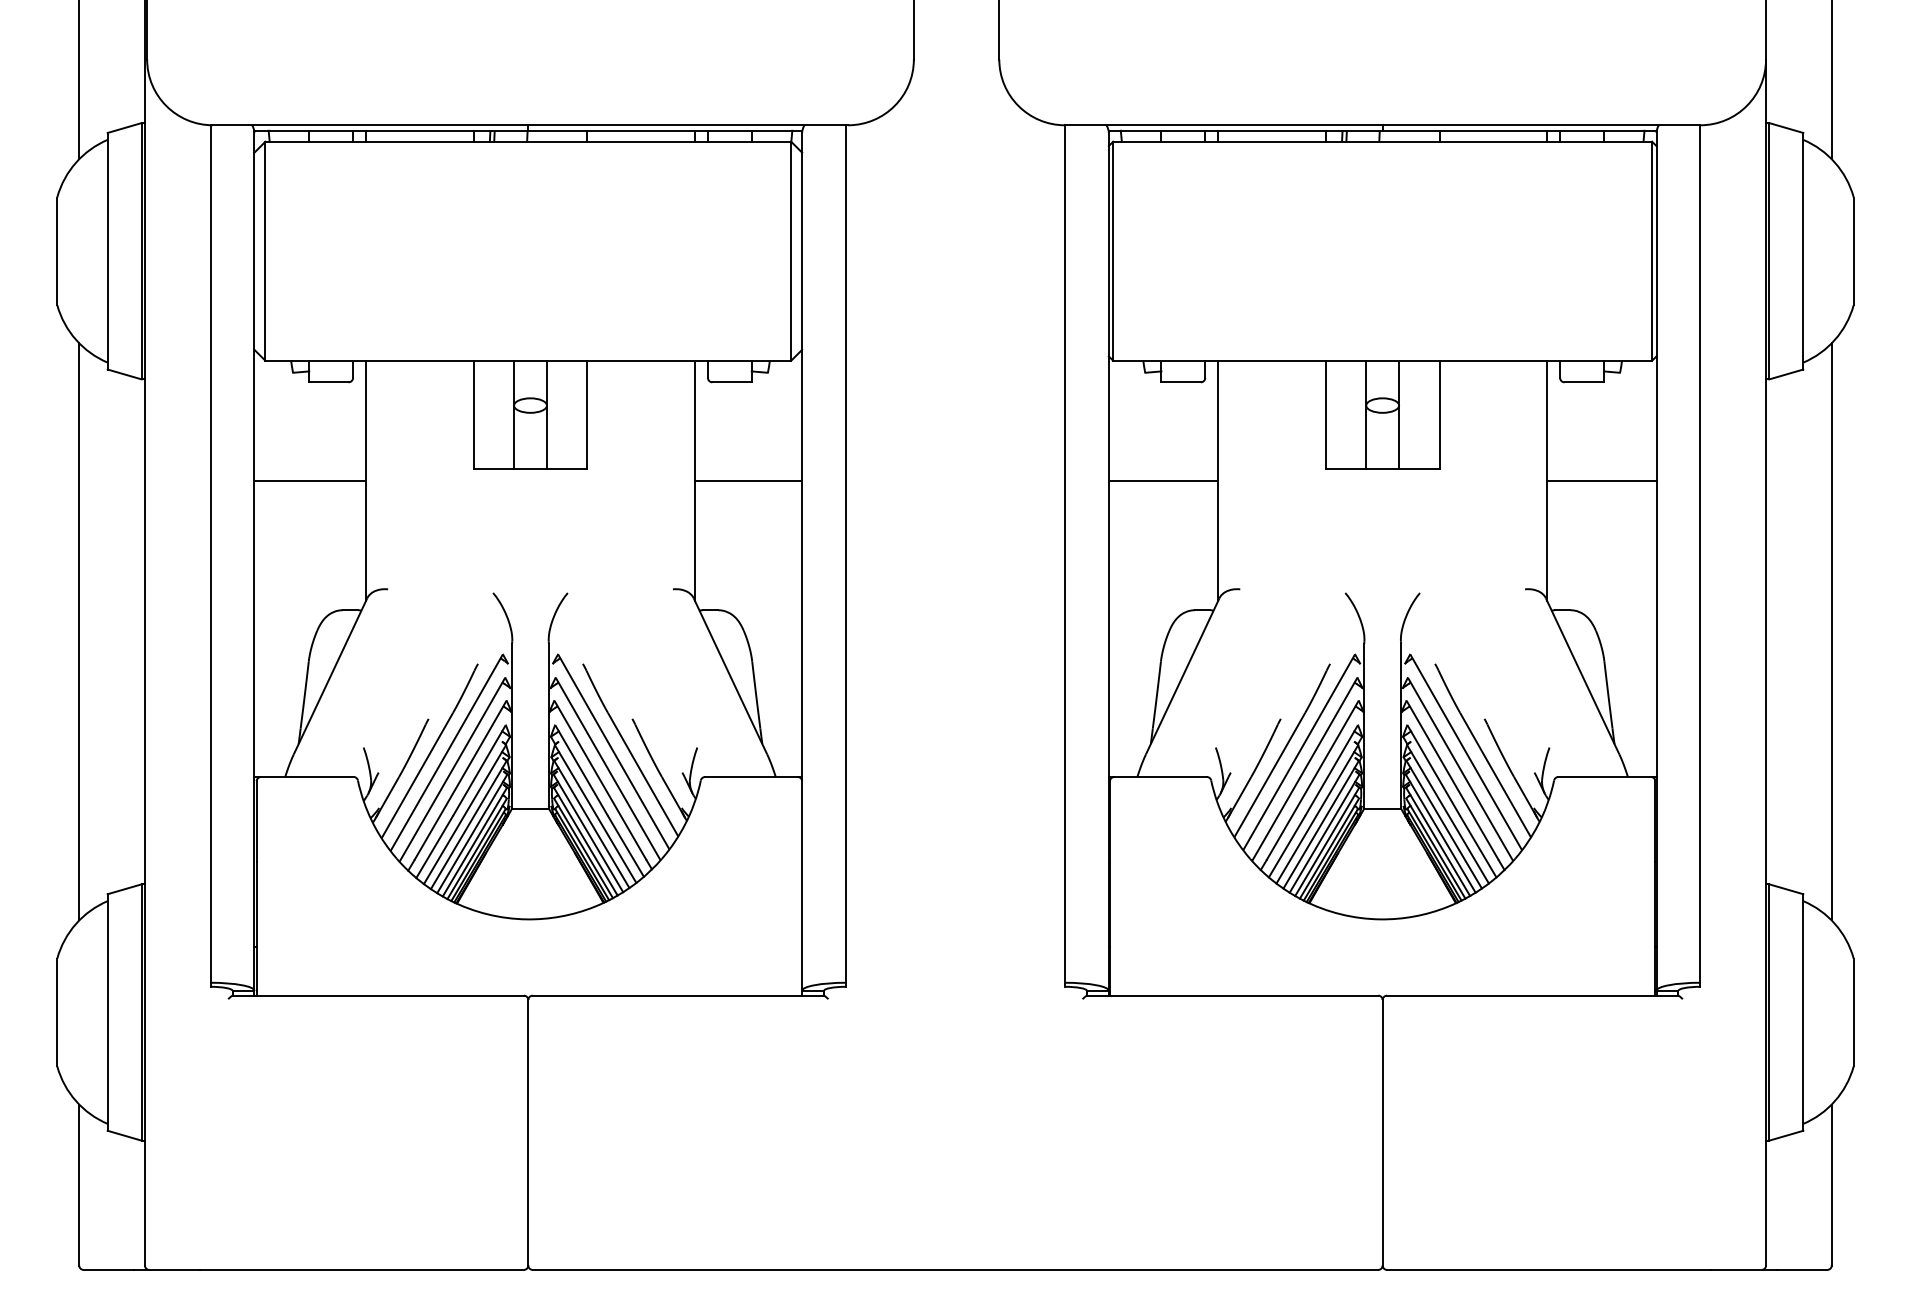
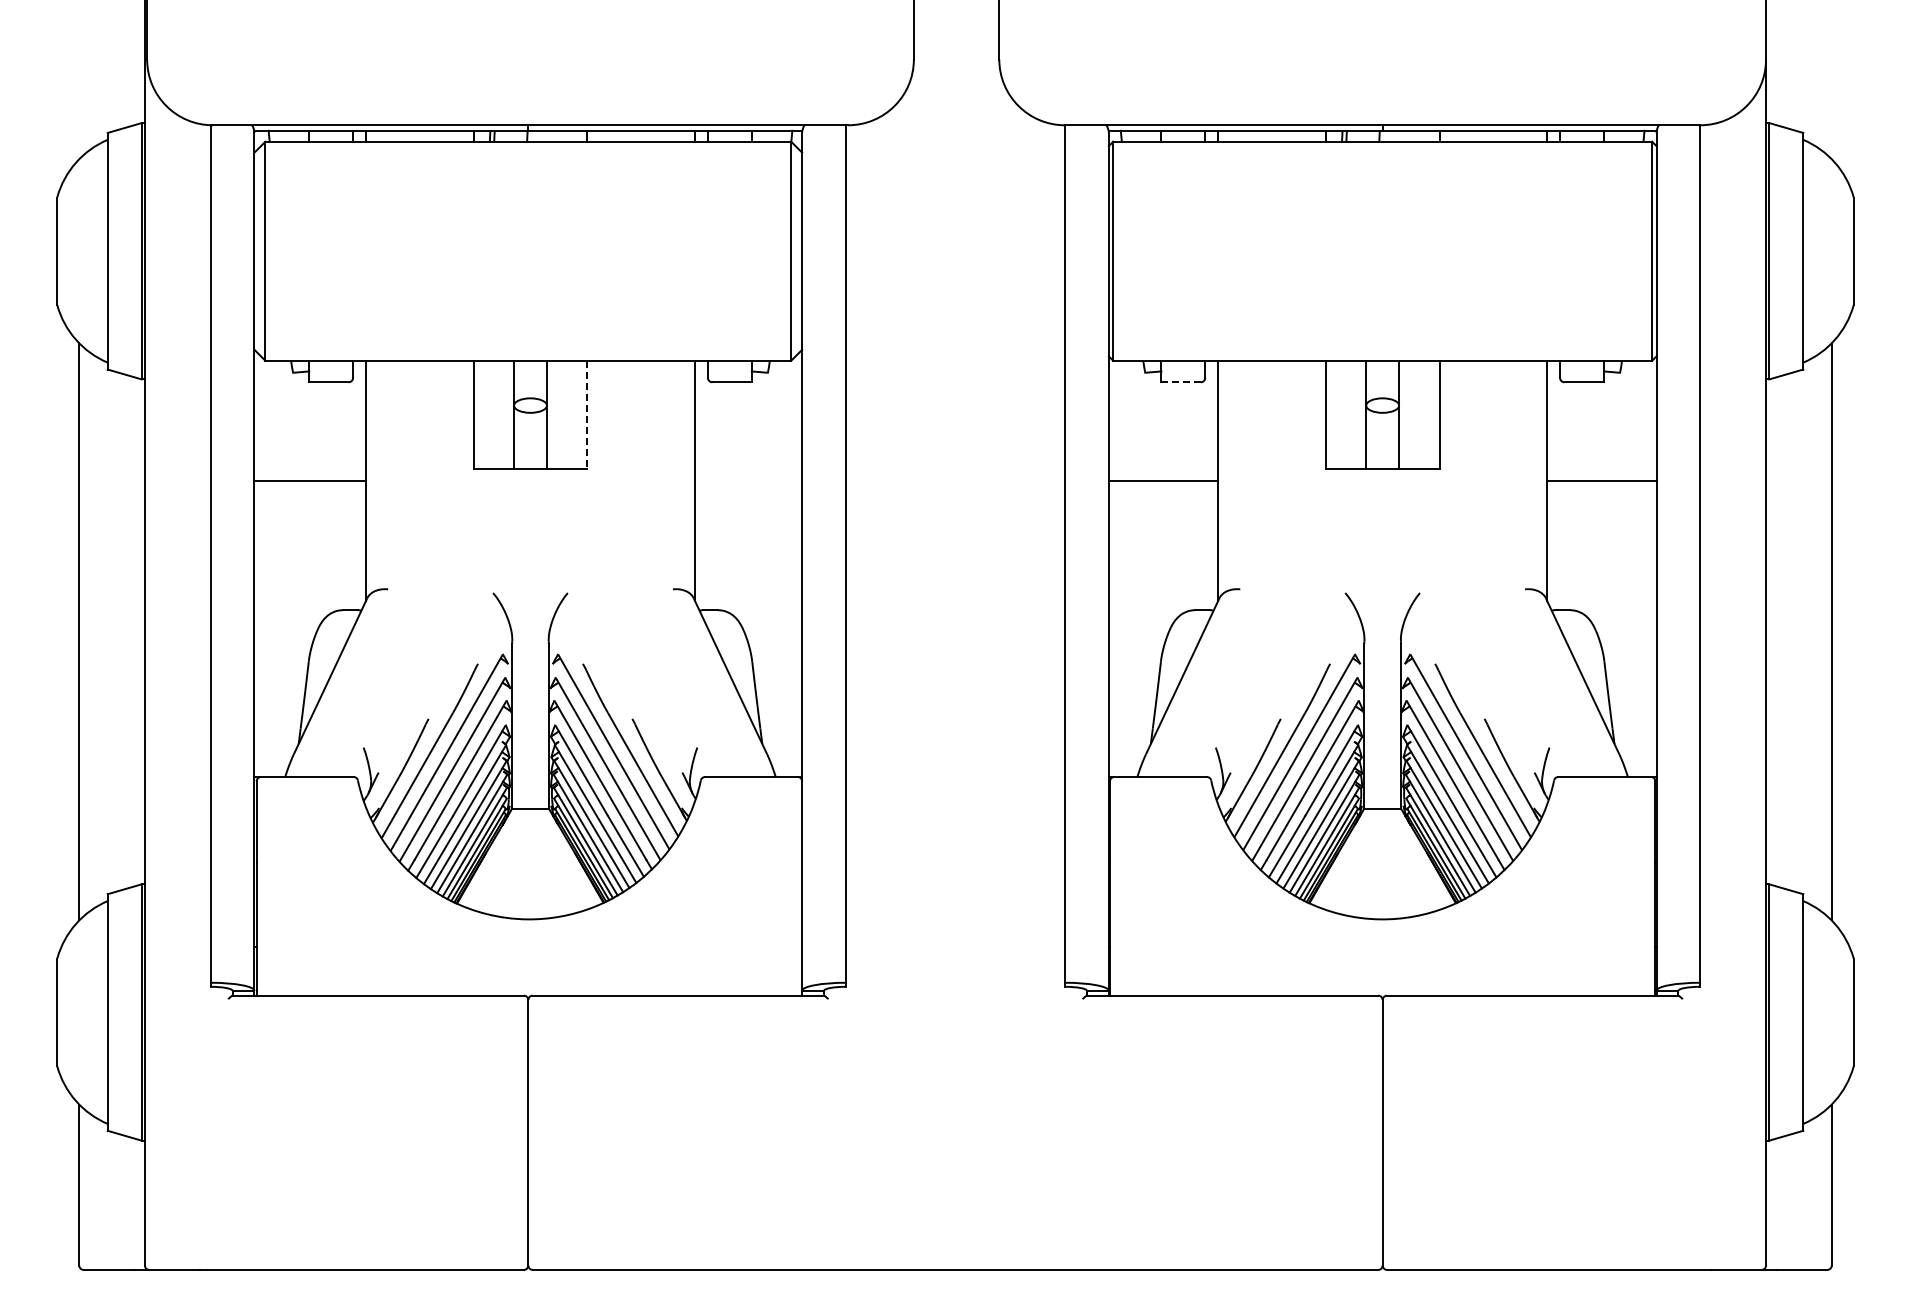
line: present -> none (79, 80)
line: present -> none (1831, 80)
line: solid -> dashed (1181, 382)
line: solid -> dashed (587, 414)
line: present -> none (748, 481)
